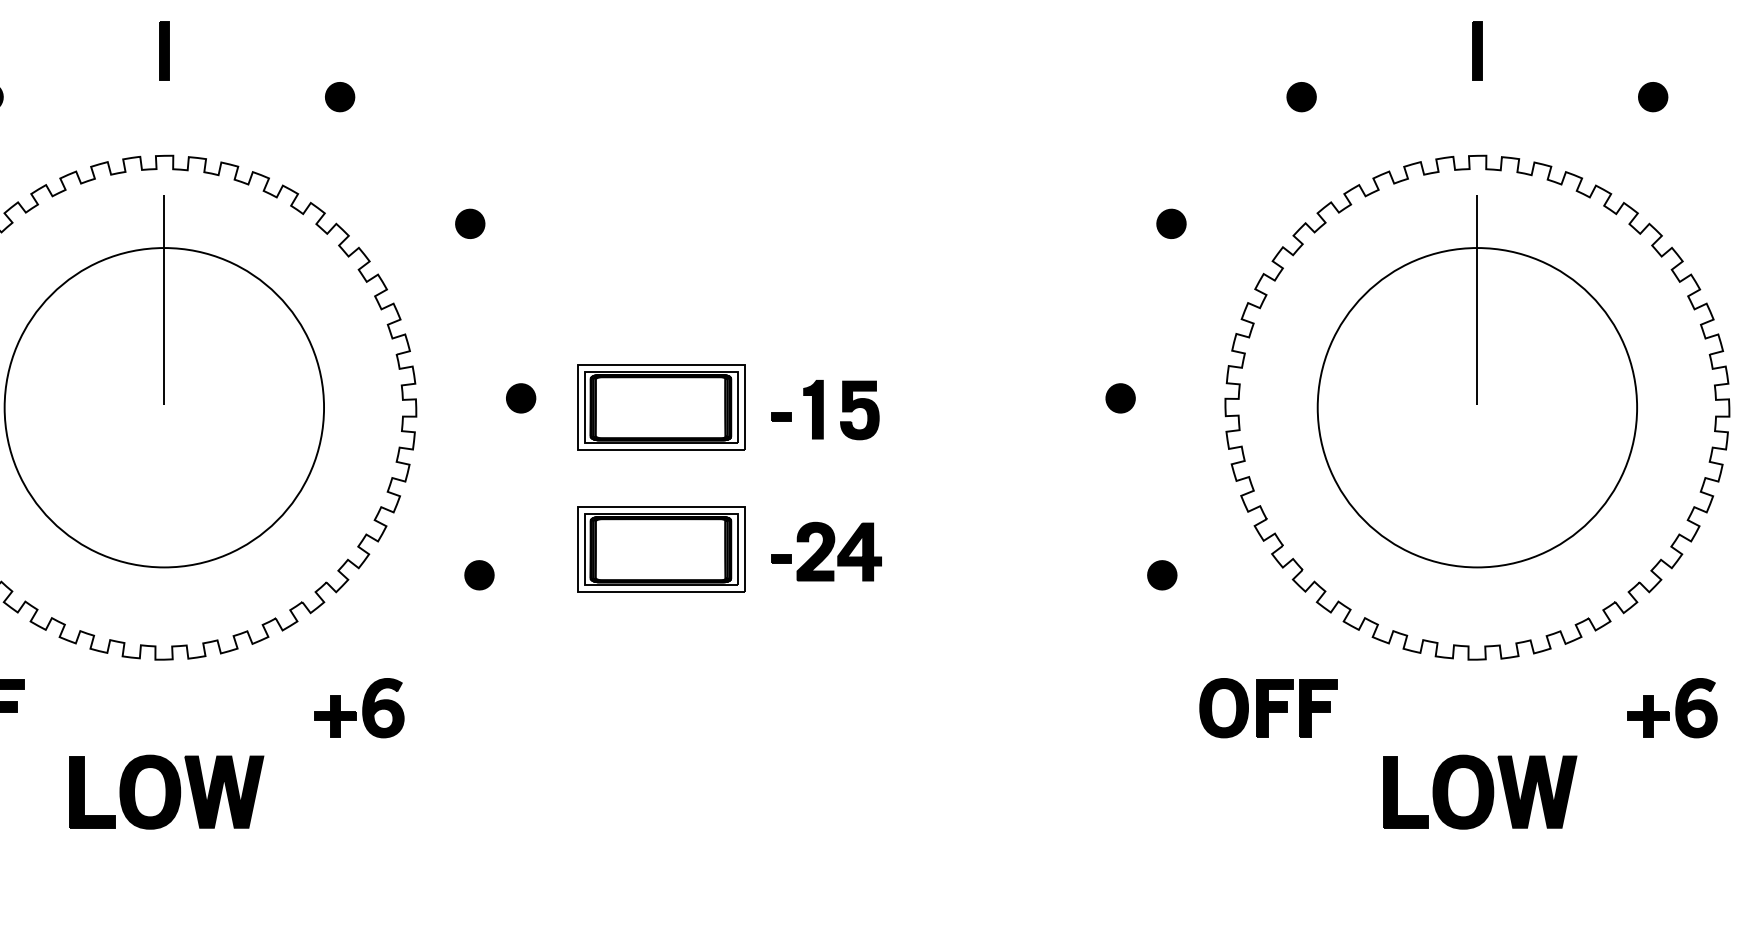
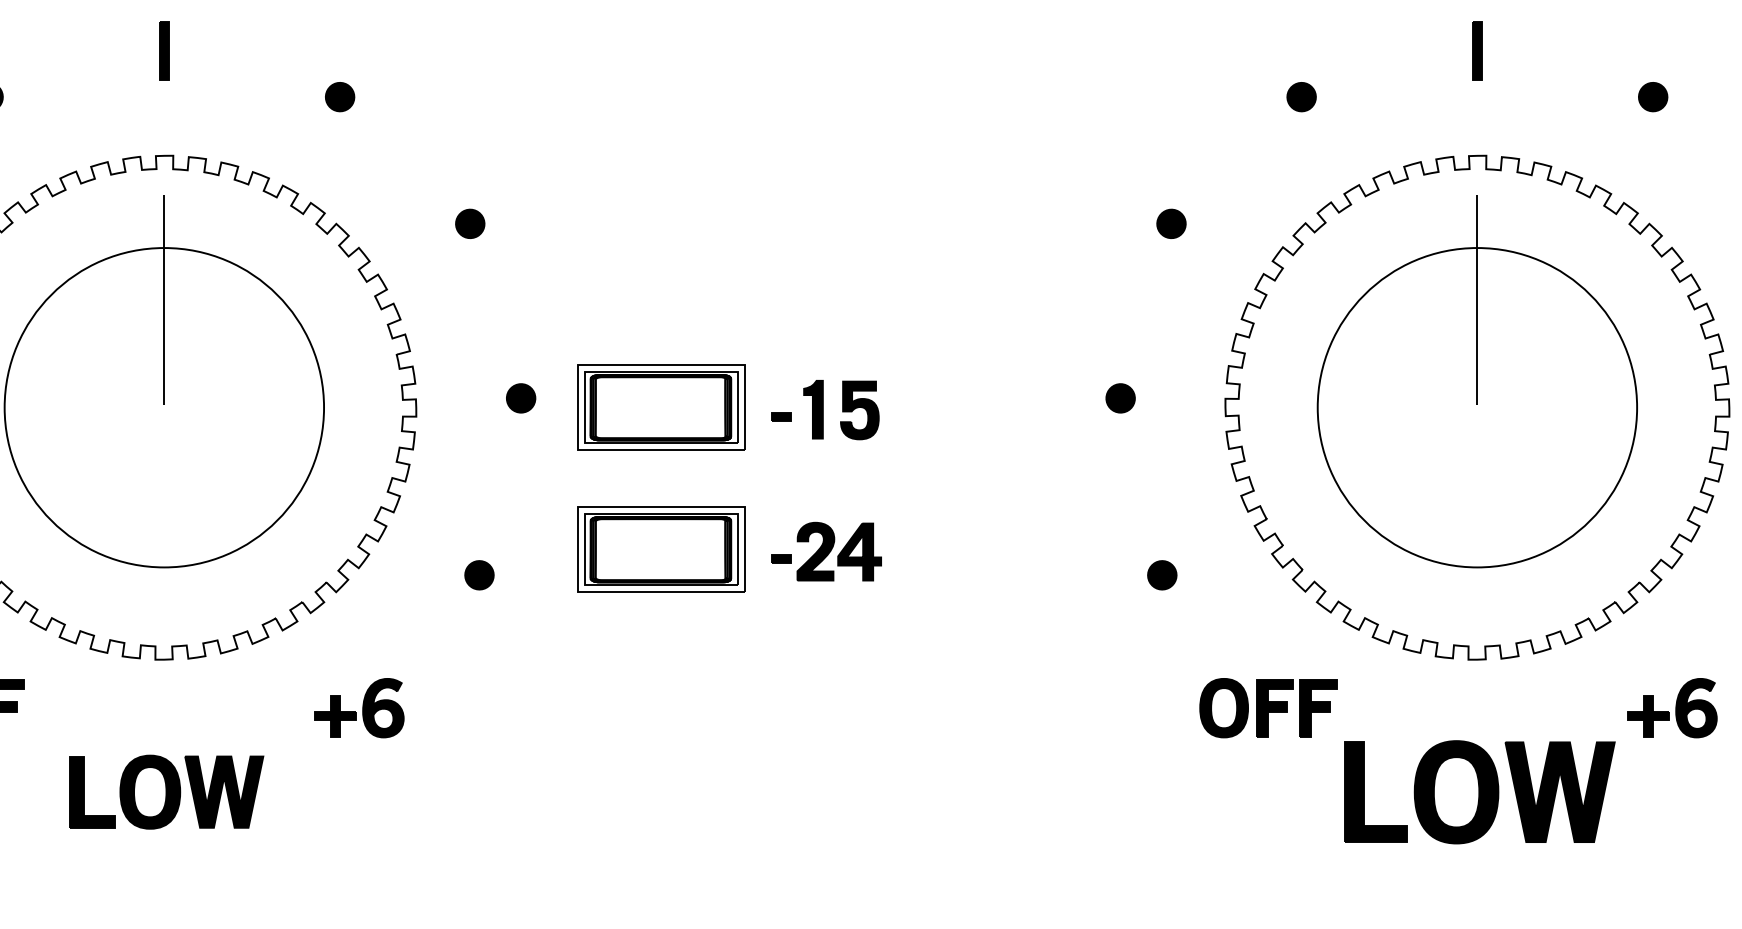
part size: 195x76 px -> 272x105 px (1479, 792)
